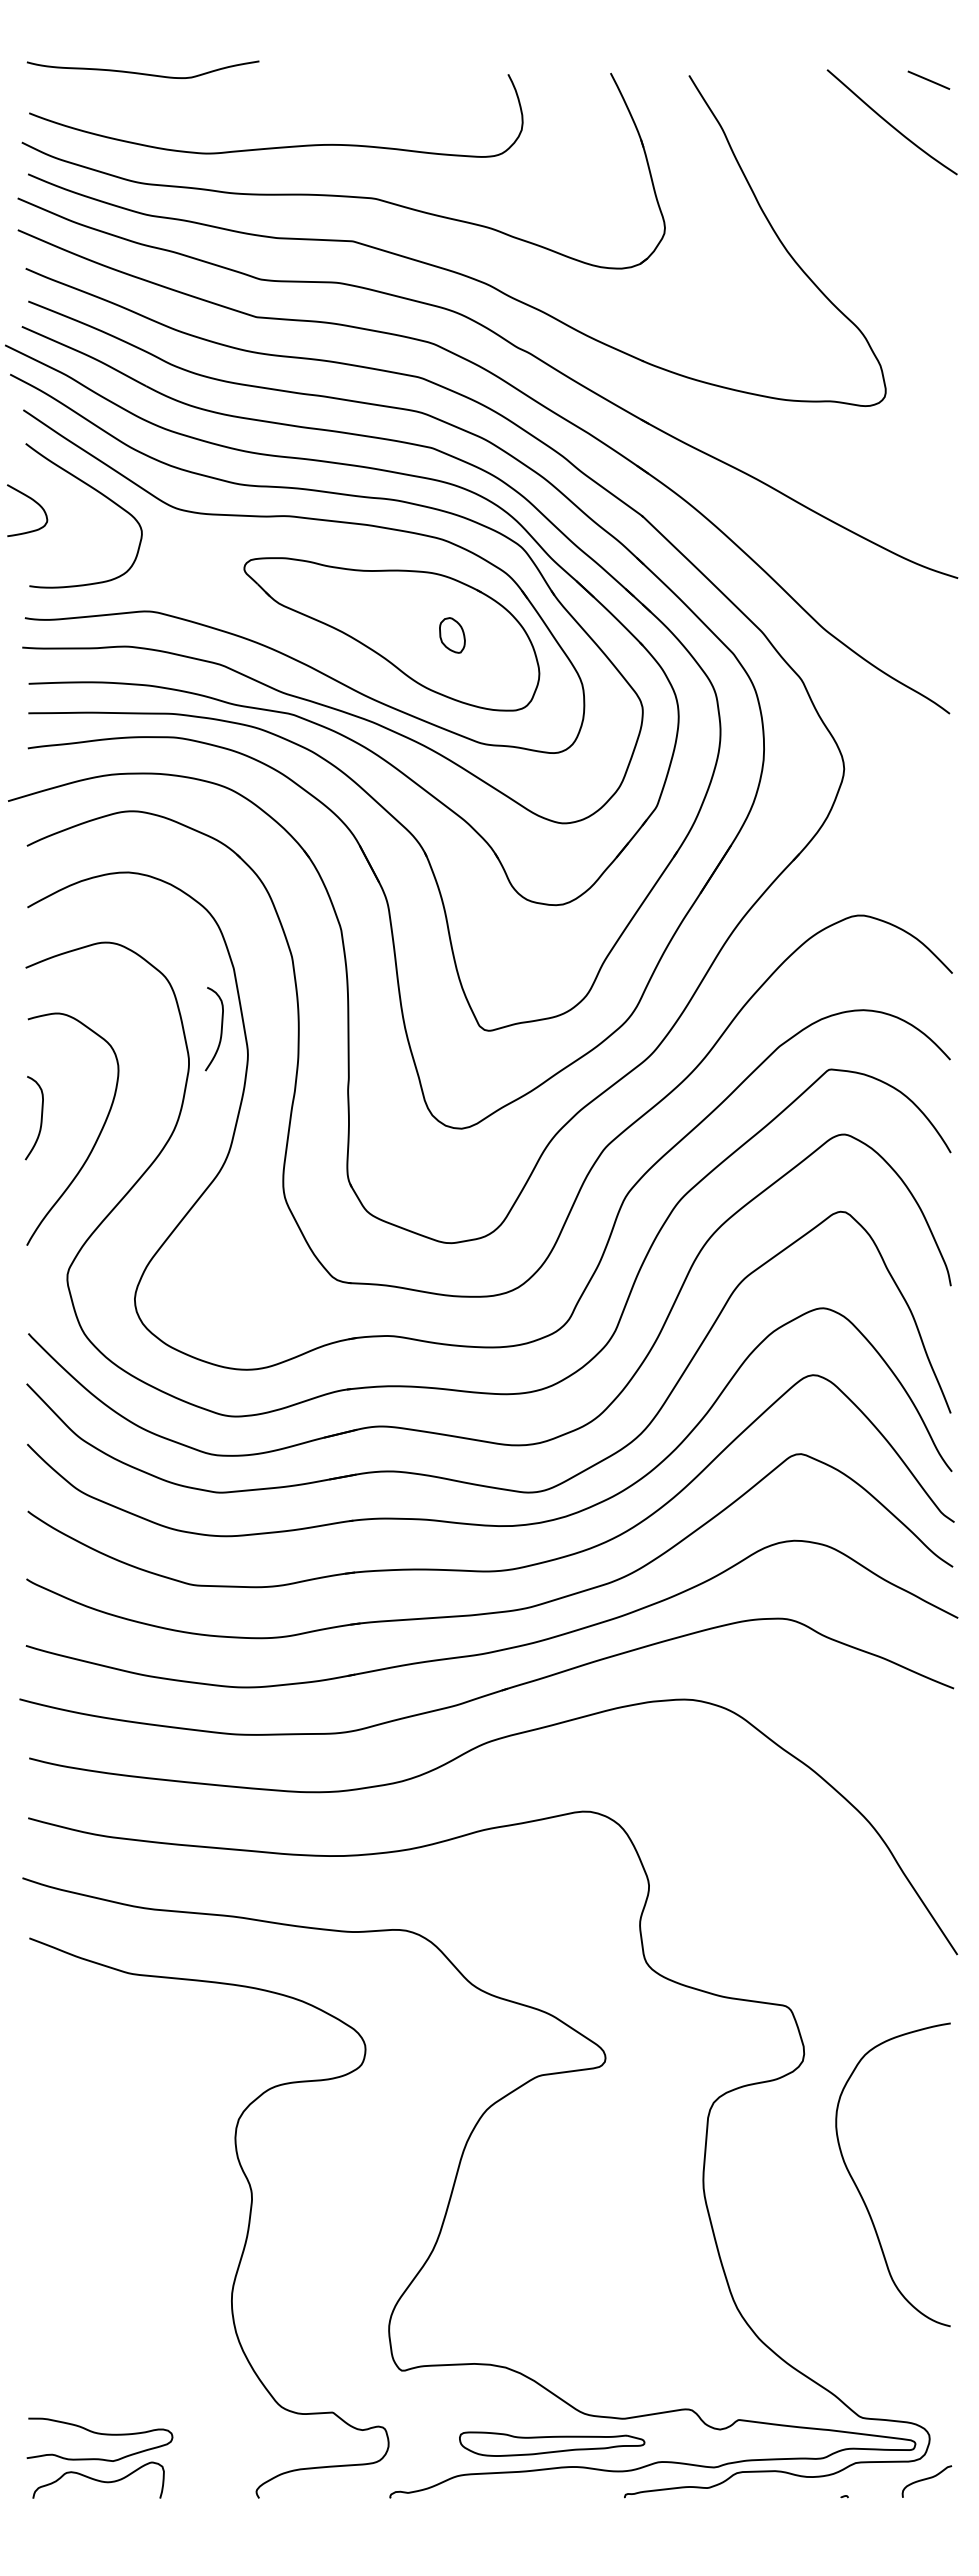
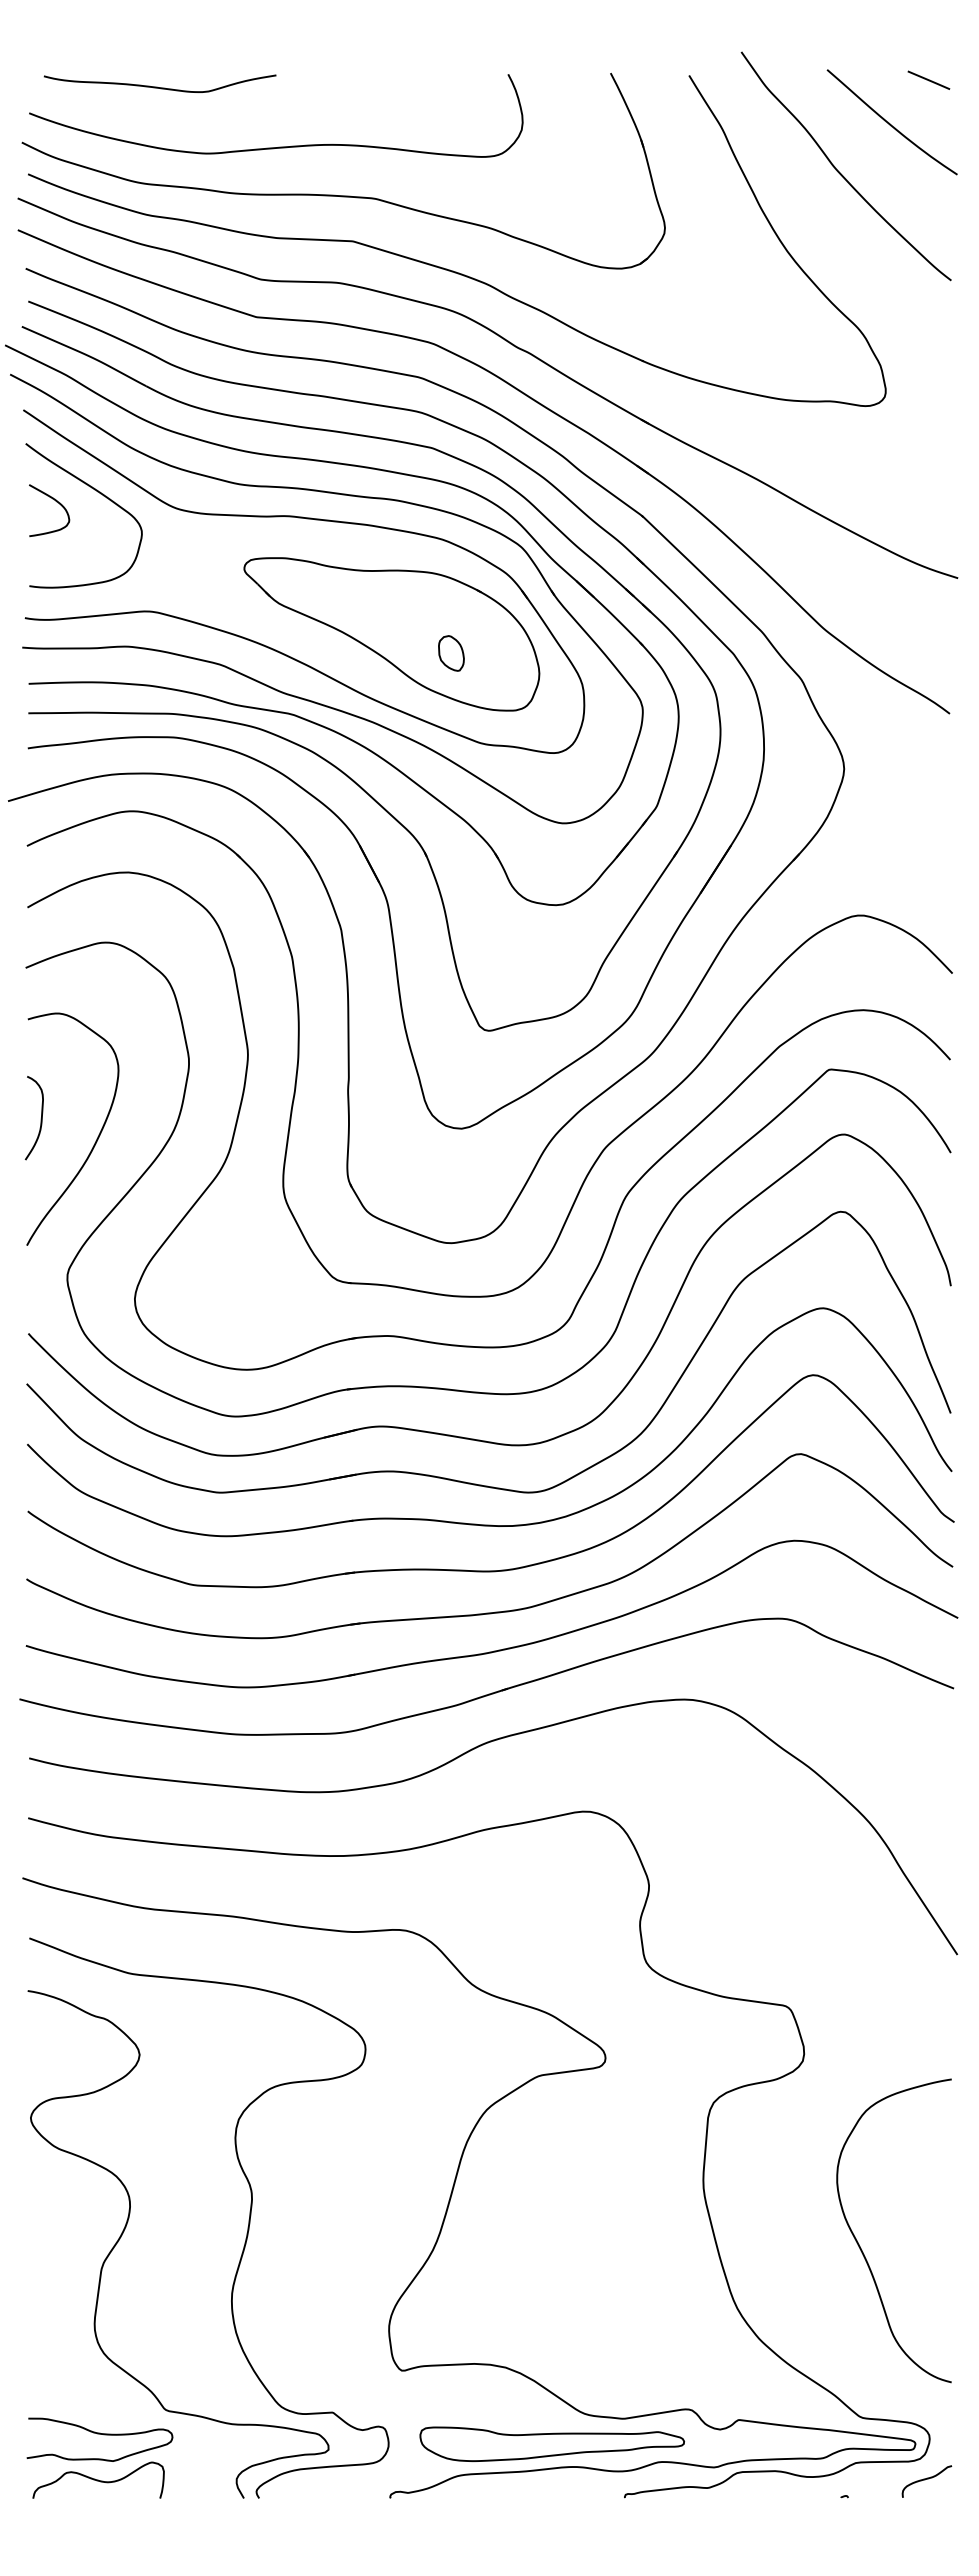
curve position: (140, 72) -> (157, 86) (157, 86)
curve: none -> present (839, 171)
curve position: (34, 502) -> (56, 502) (56, 502)
part position: (452, 635) -> (451, 653) (451, 653)
curve: present -> none (220, 1029)
curve position: (859, 2190) -> (860, 2246) (860, 2246)
curve: none -> present (126, 2227)
part size: 187x26 px -> 266x36 px (551, 2443)
